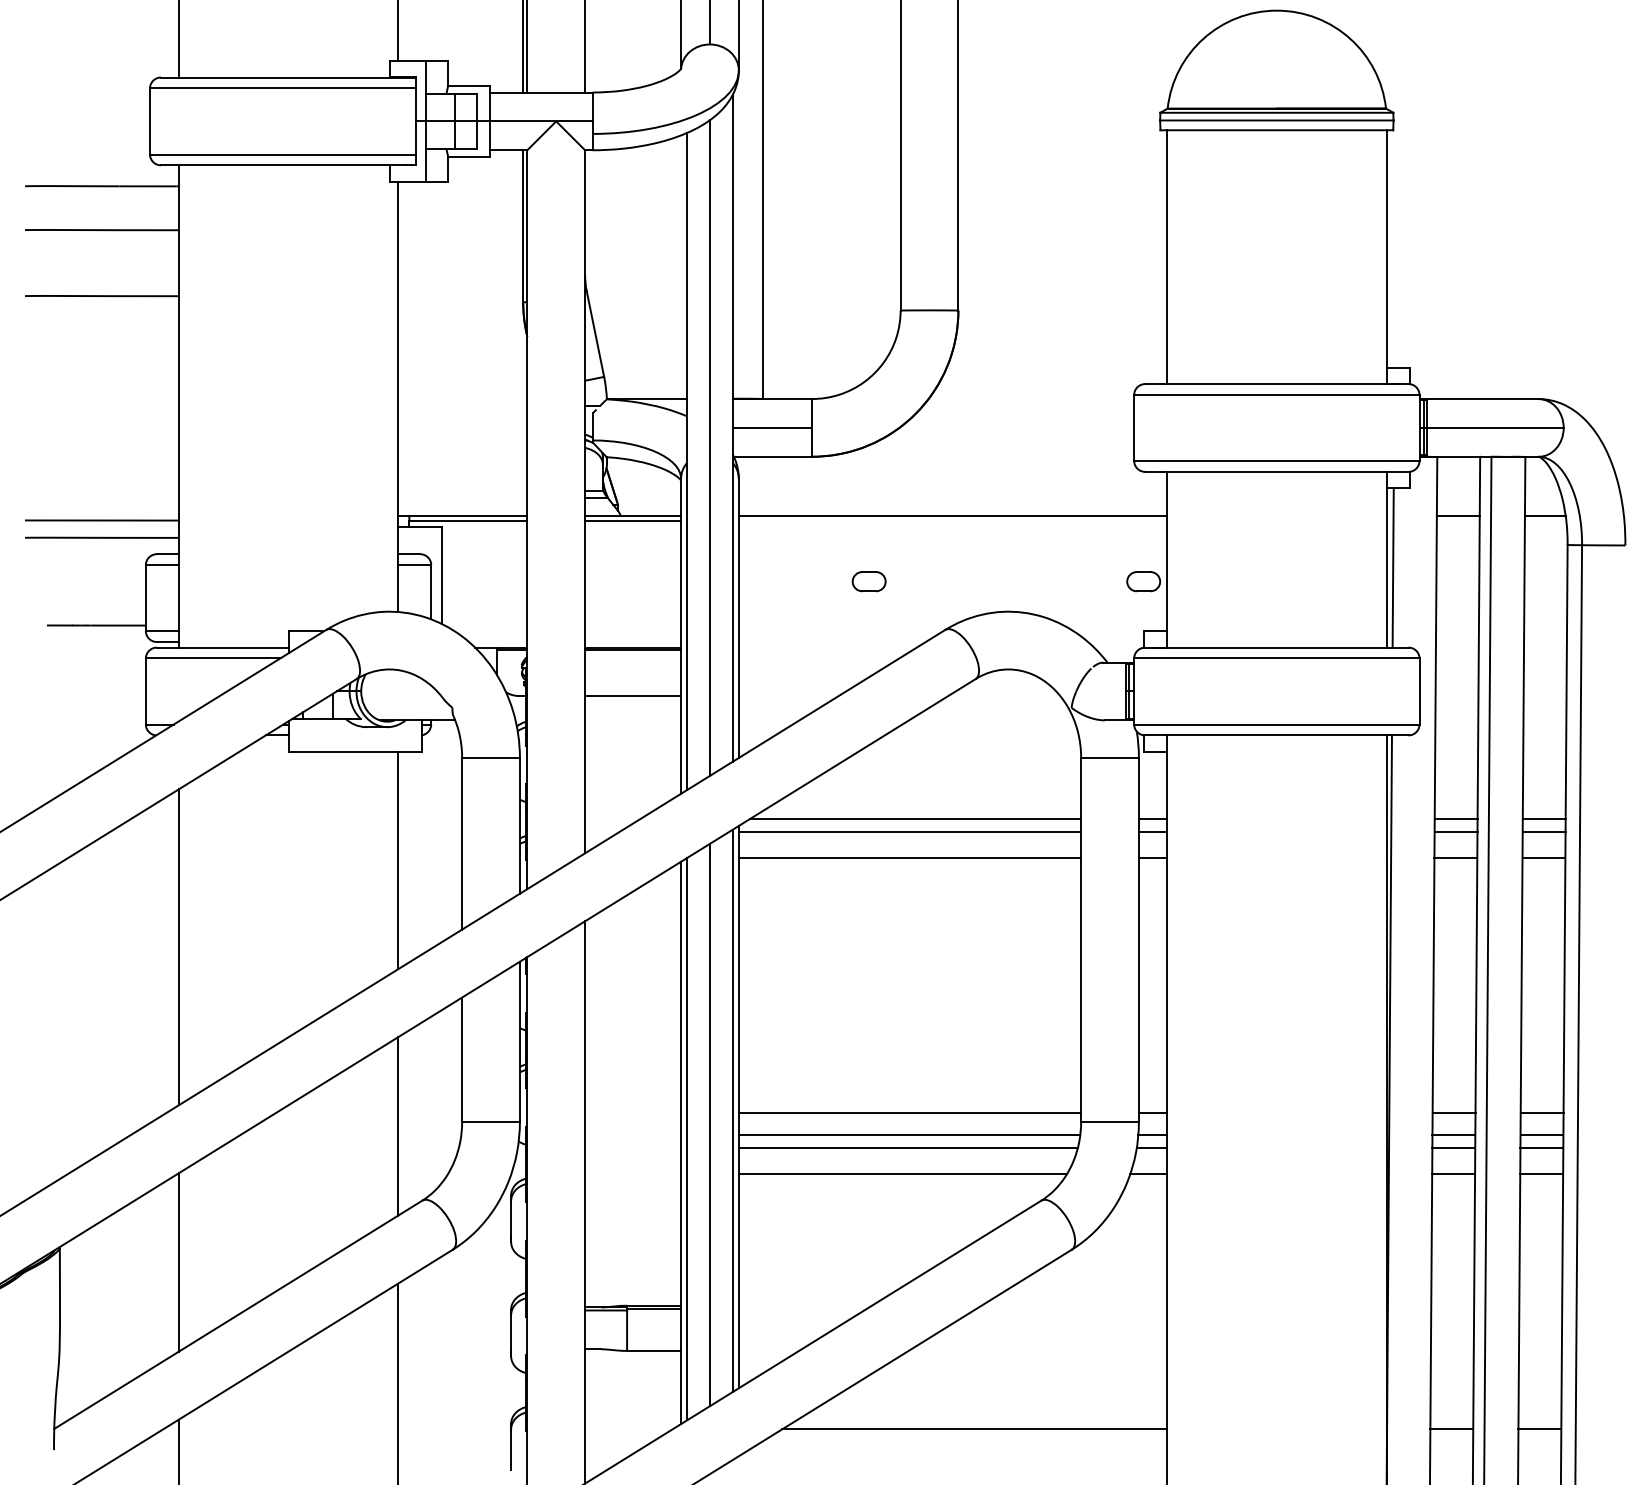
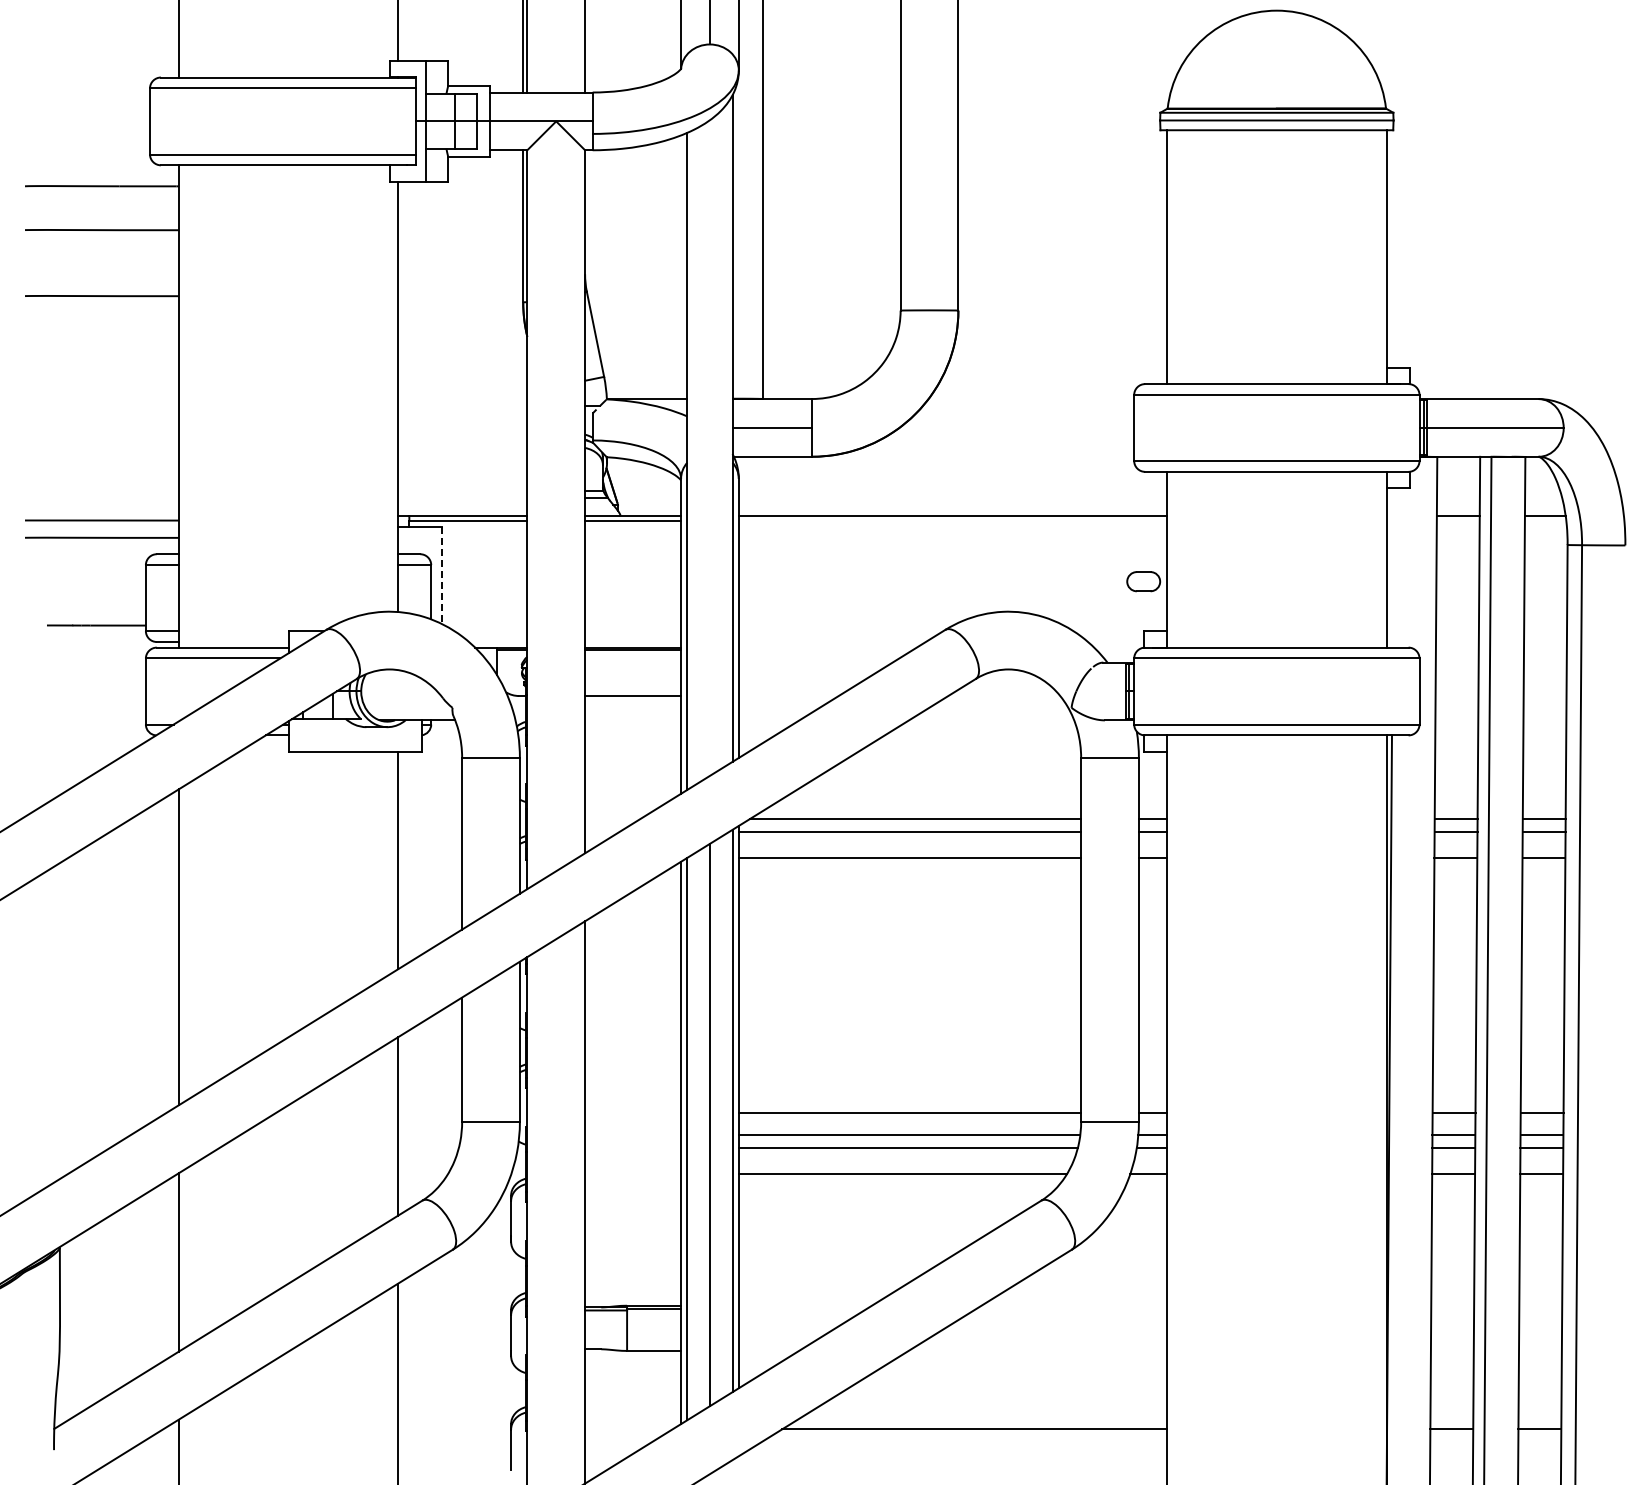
line: present -> none (709, 447)
line: present -> none (1392, 567)
line: solid -> dashed (442, 575)
part: present -> none (868, 581)
